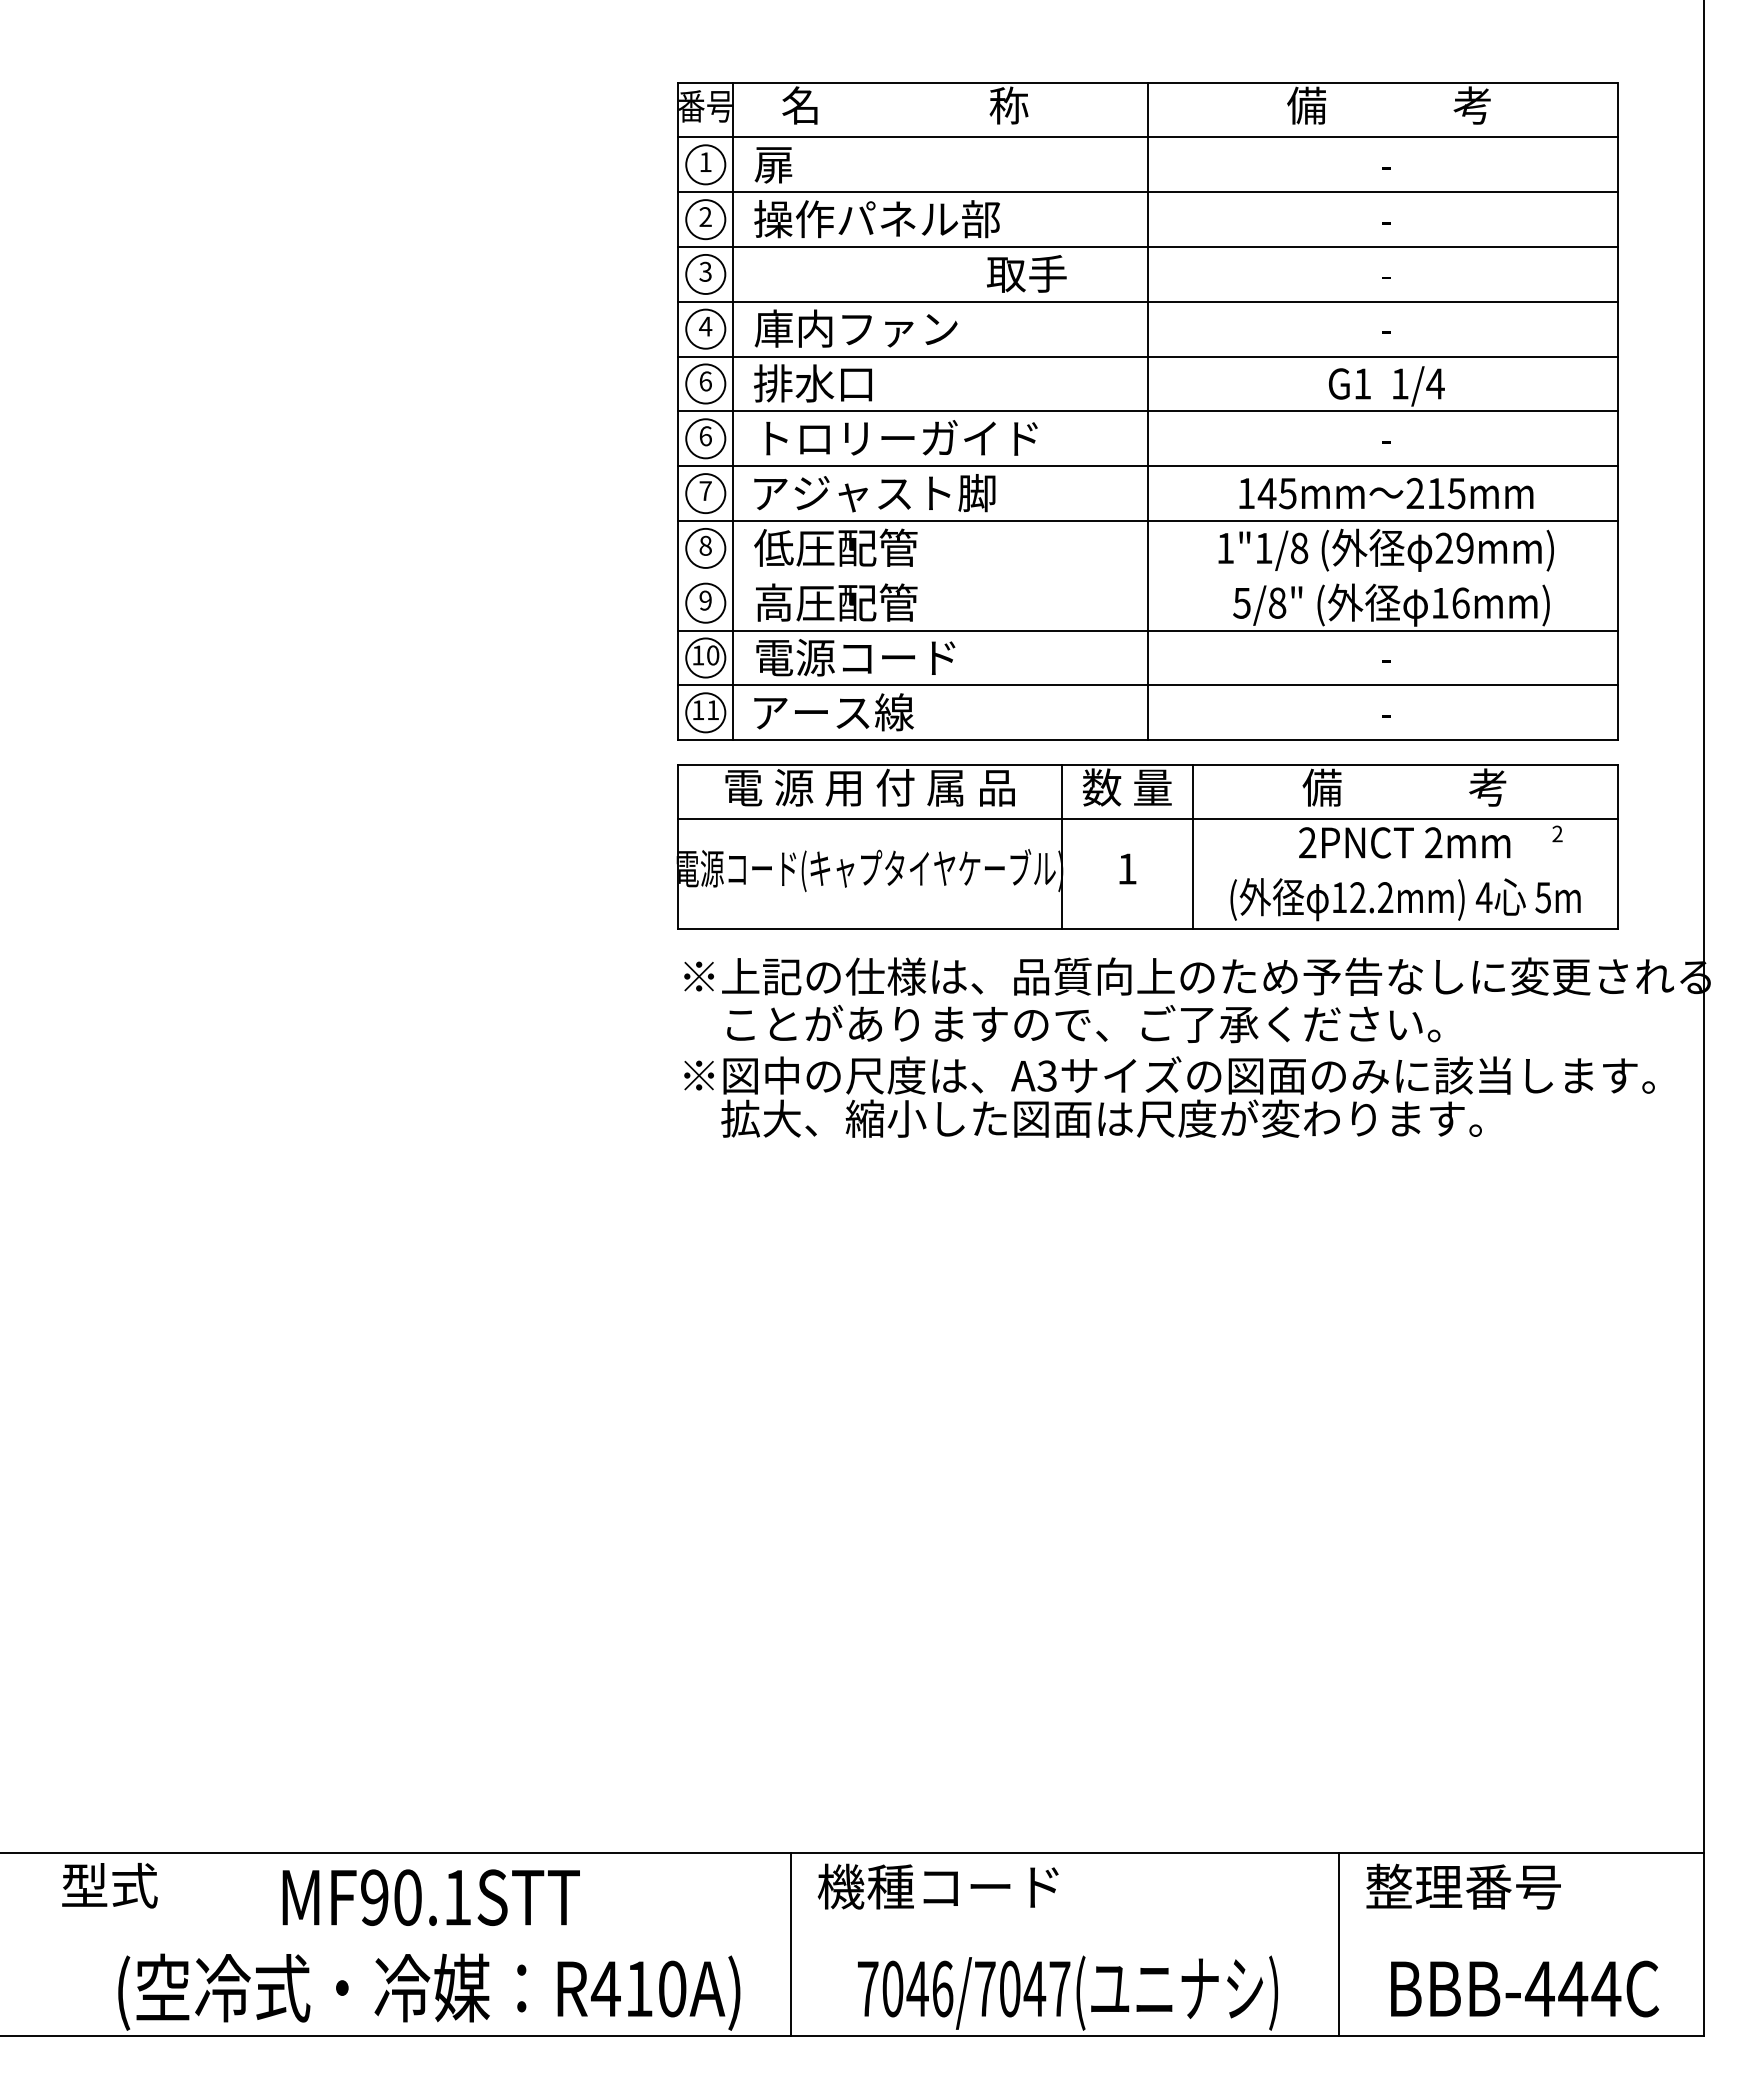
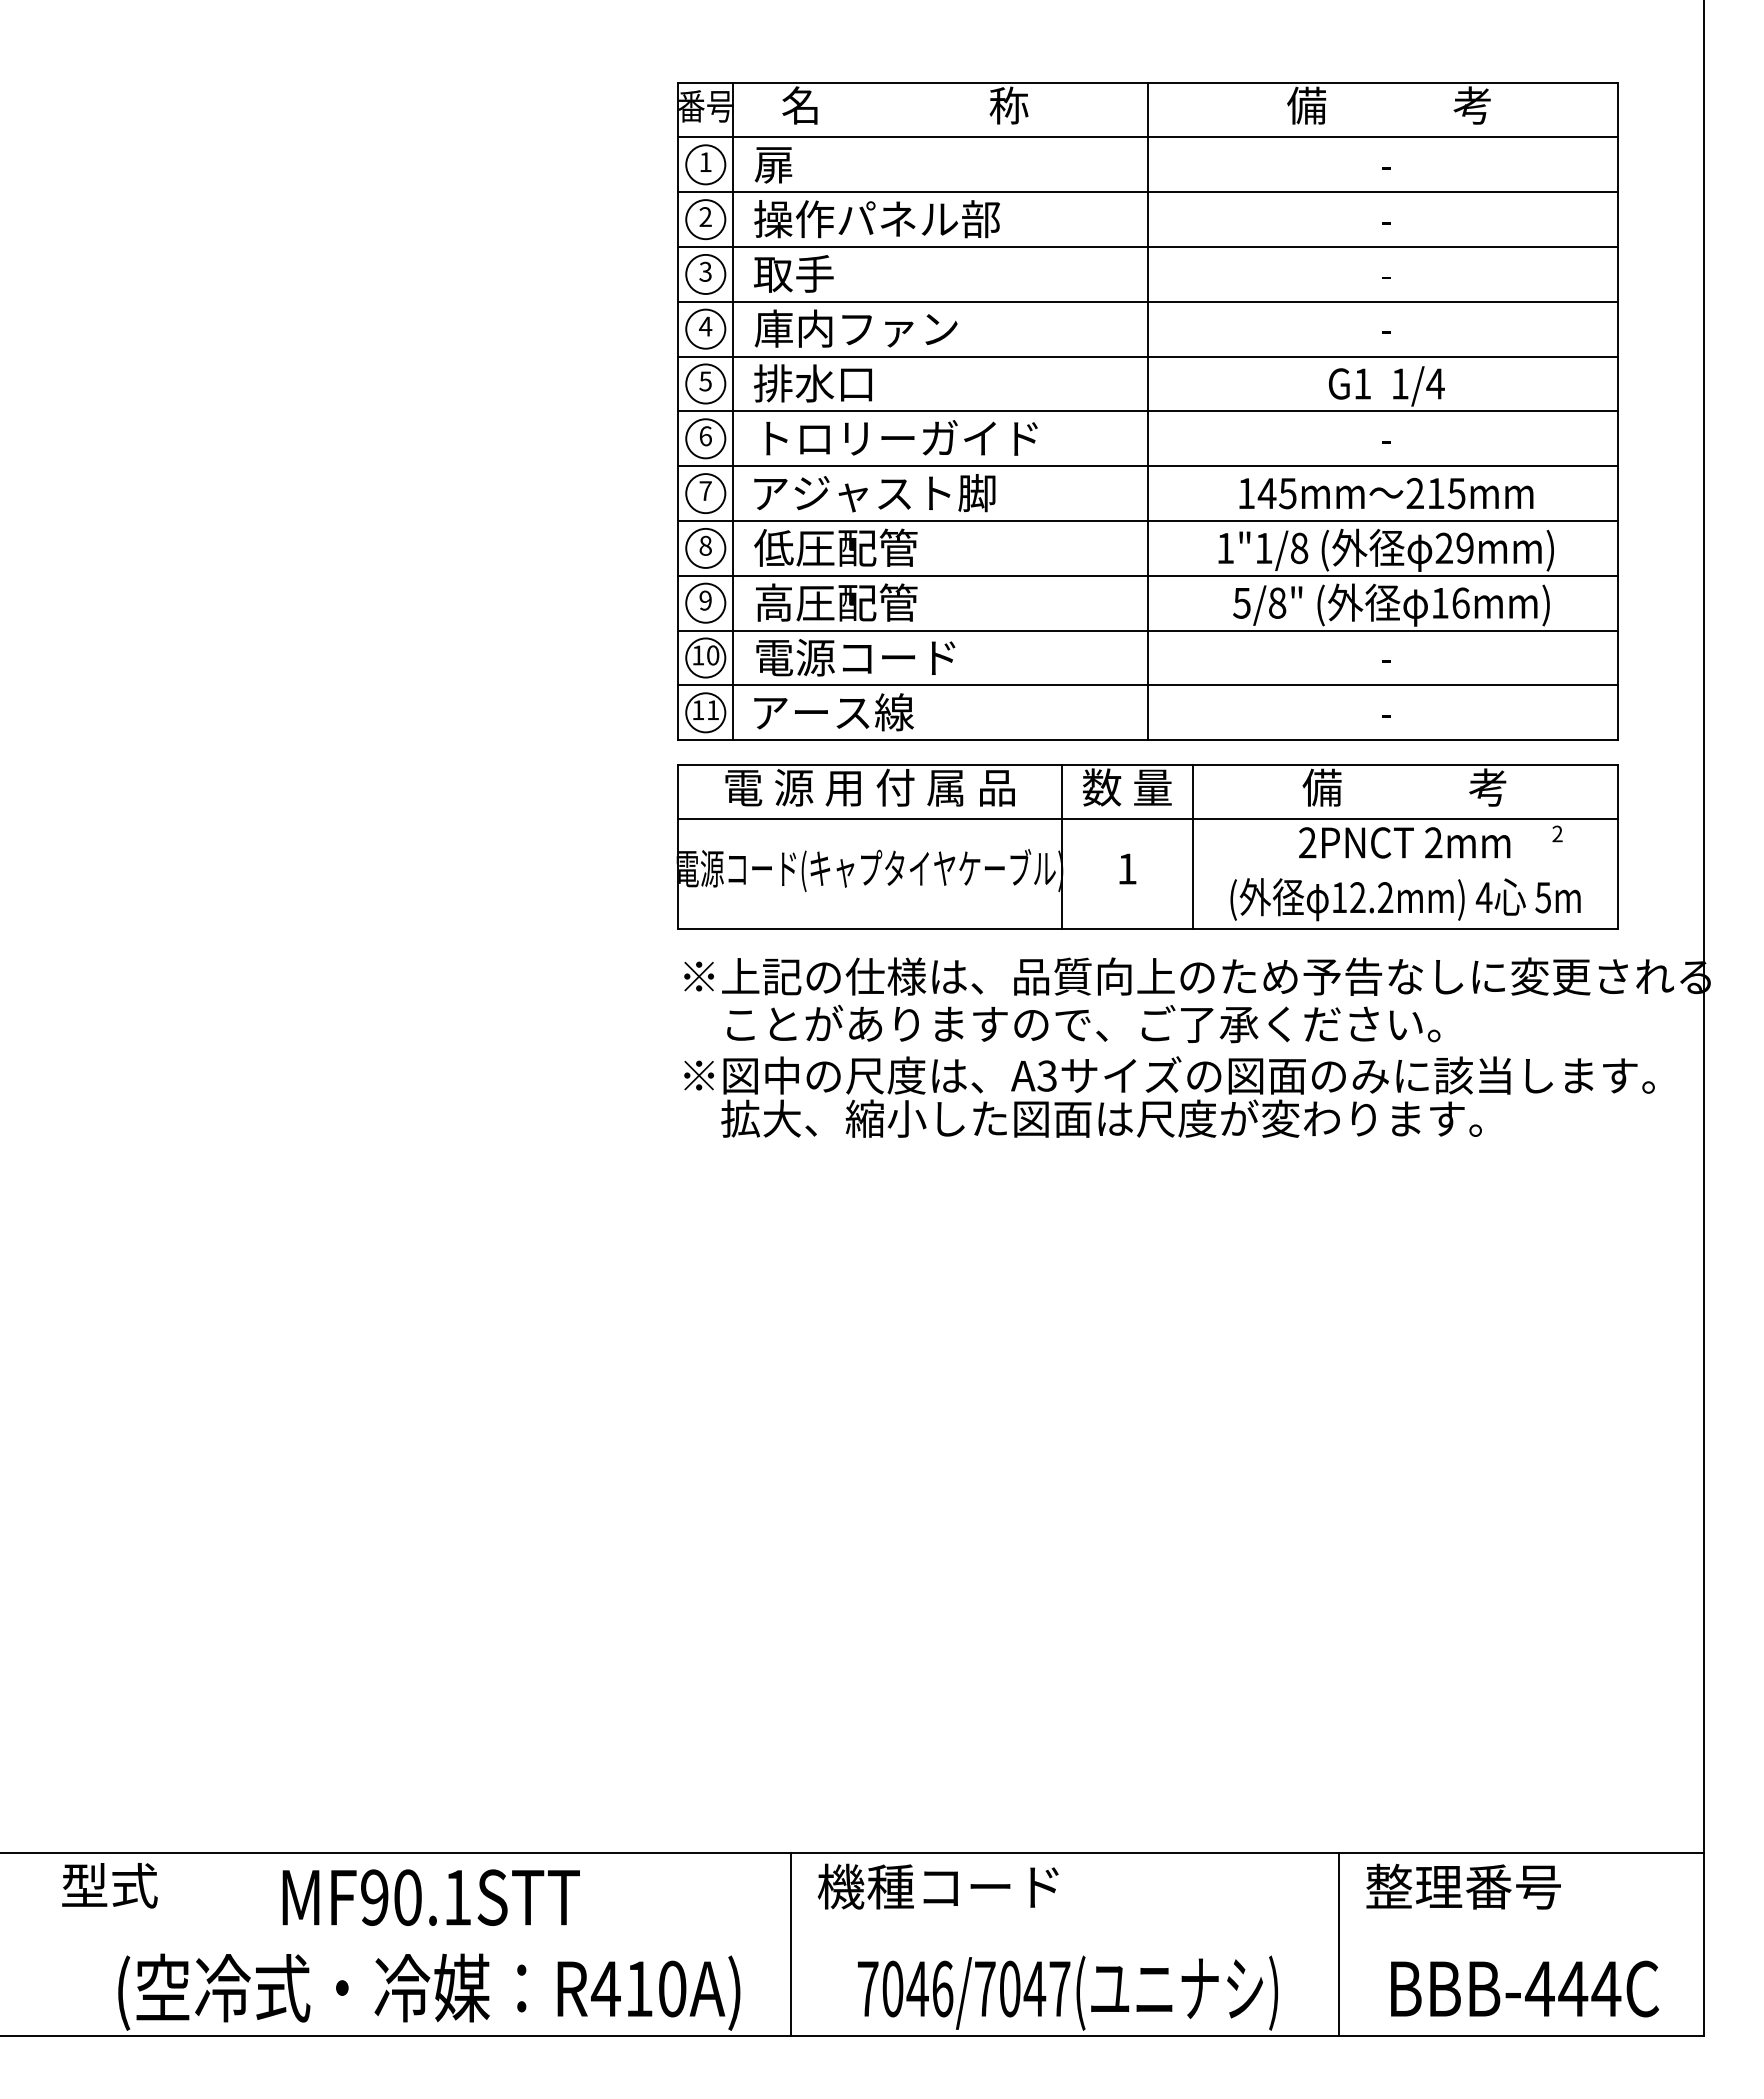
text position: (1026, 273) -> (793, 273) (793, 273)
text: 6 -> 5 (705, 381)
line: none -> present (1147, 575)
